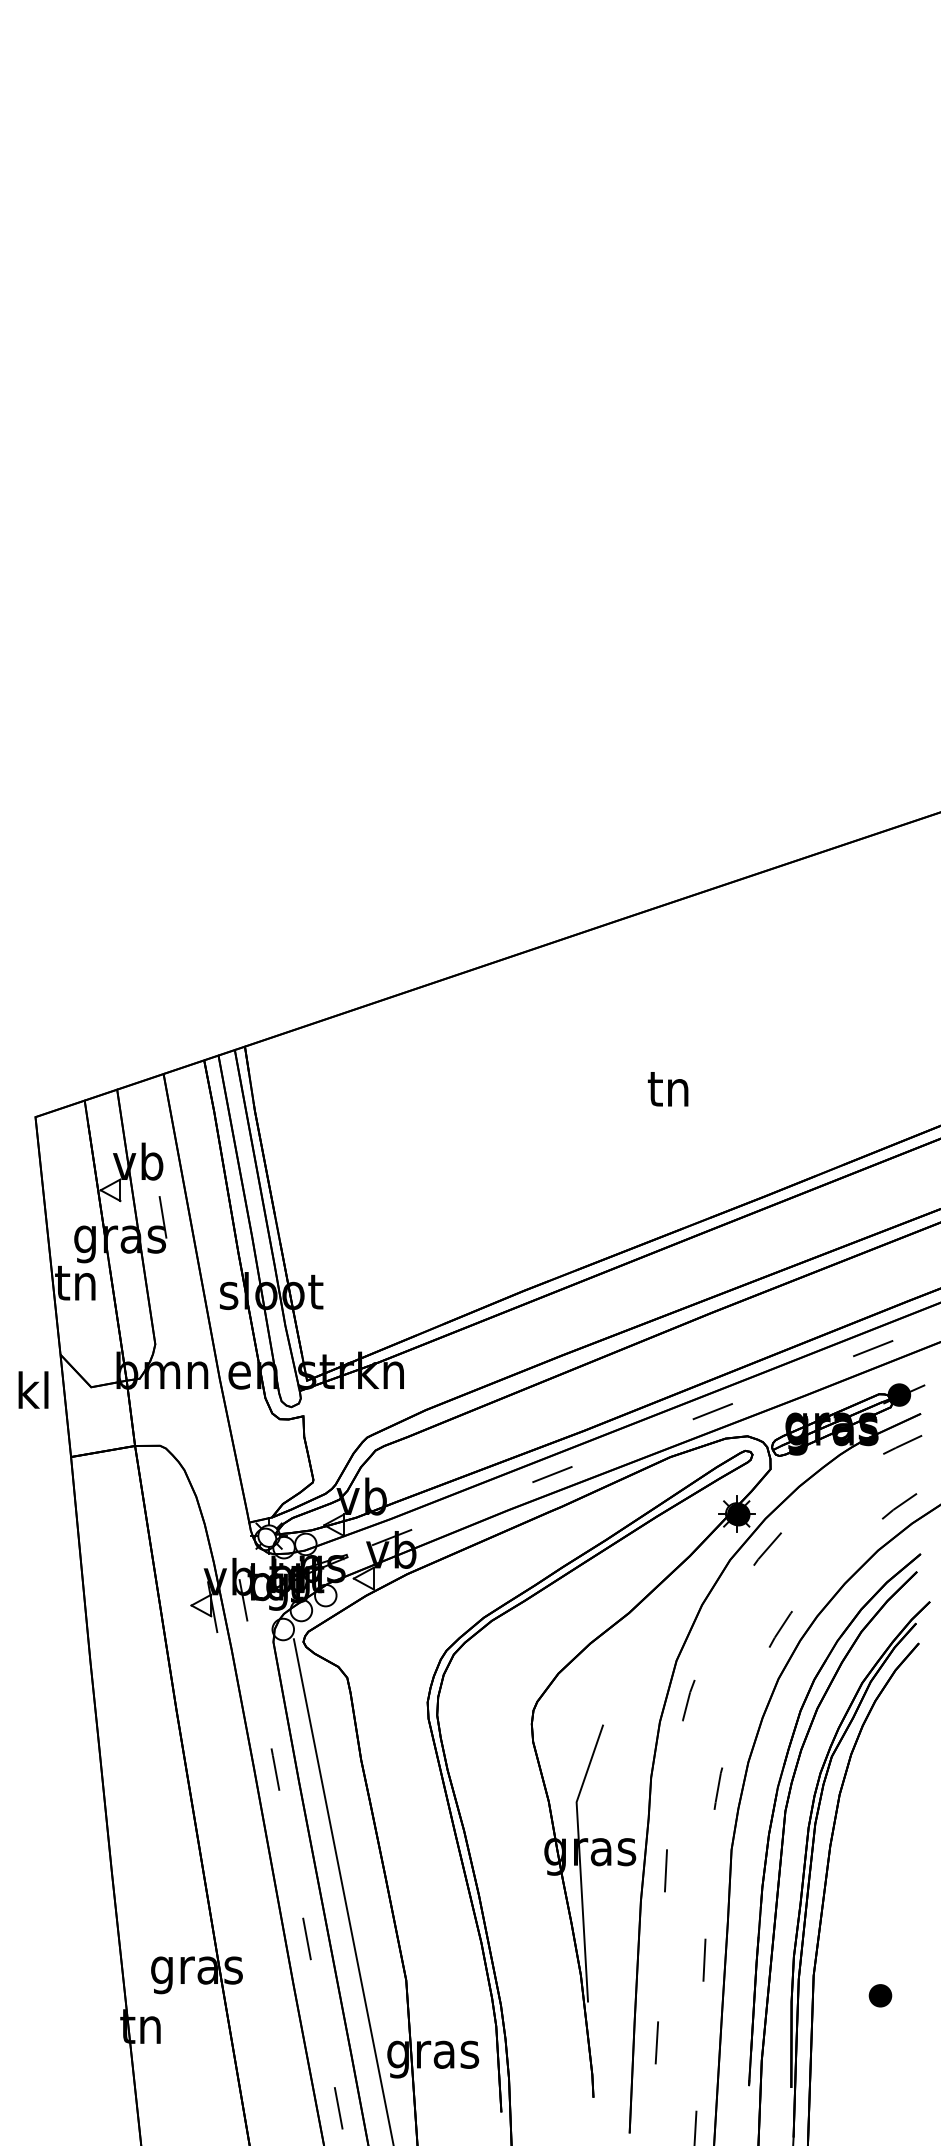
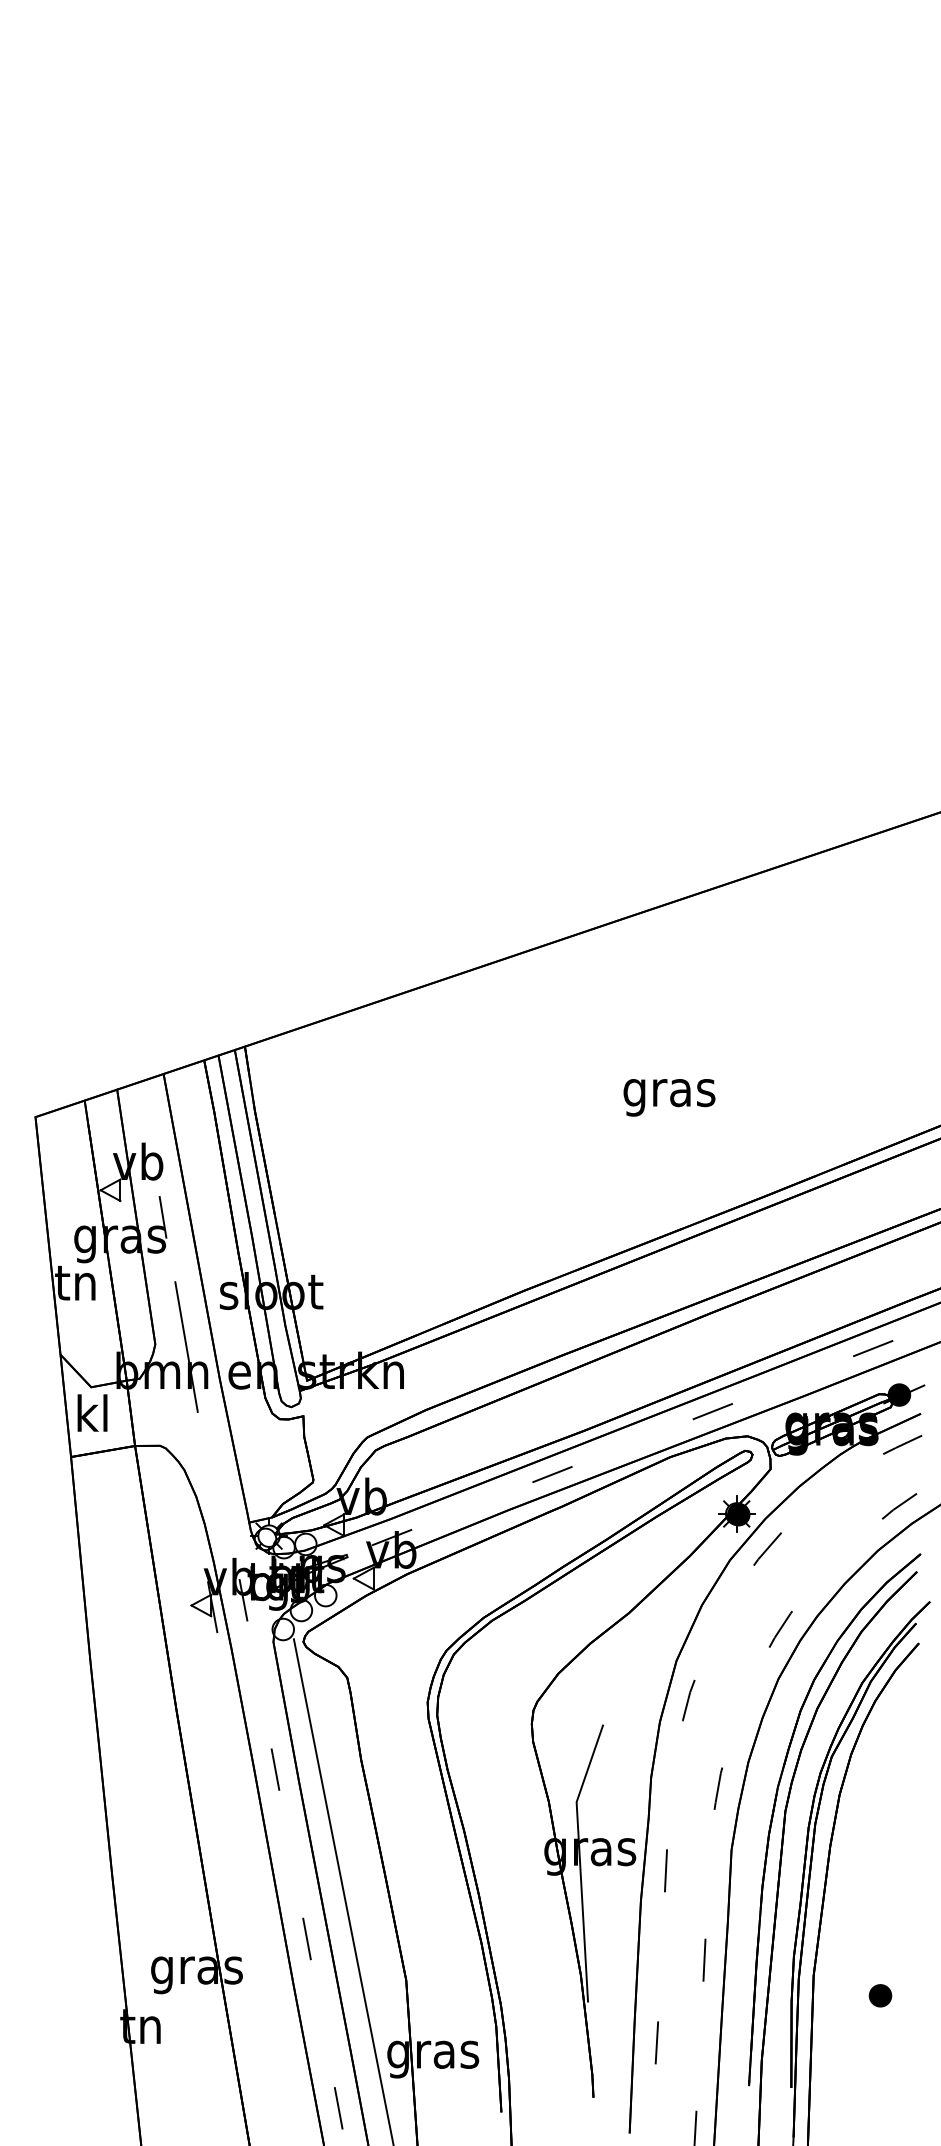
text: tn -> gras (669, 1094)
line: none -> present (186, 1346)
text position: (33, 1389) -> (92, 1412) (92, 1412)
